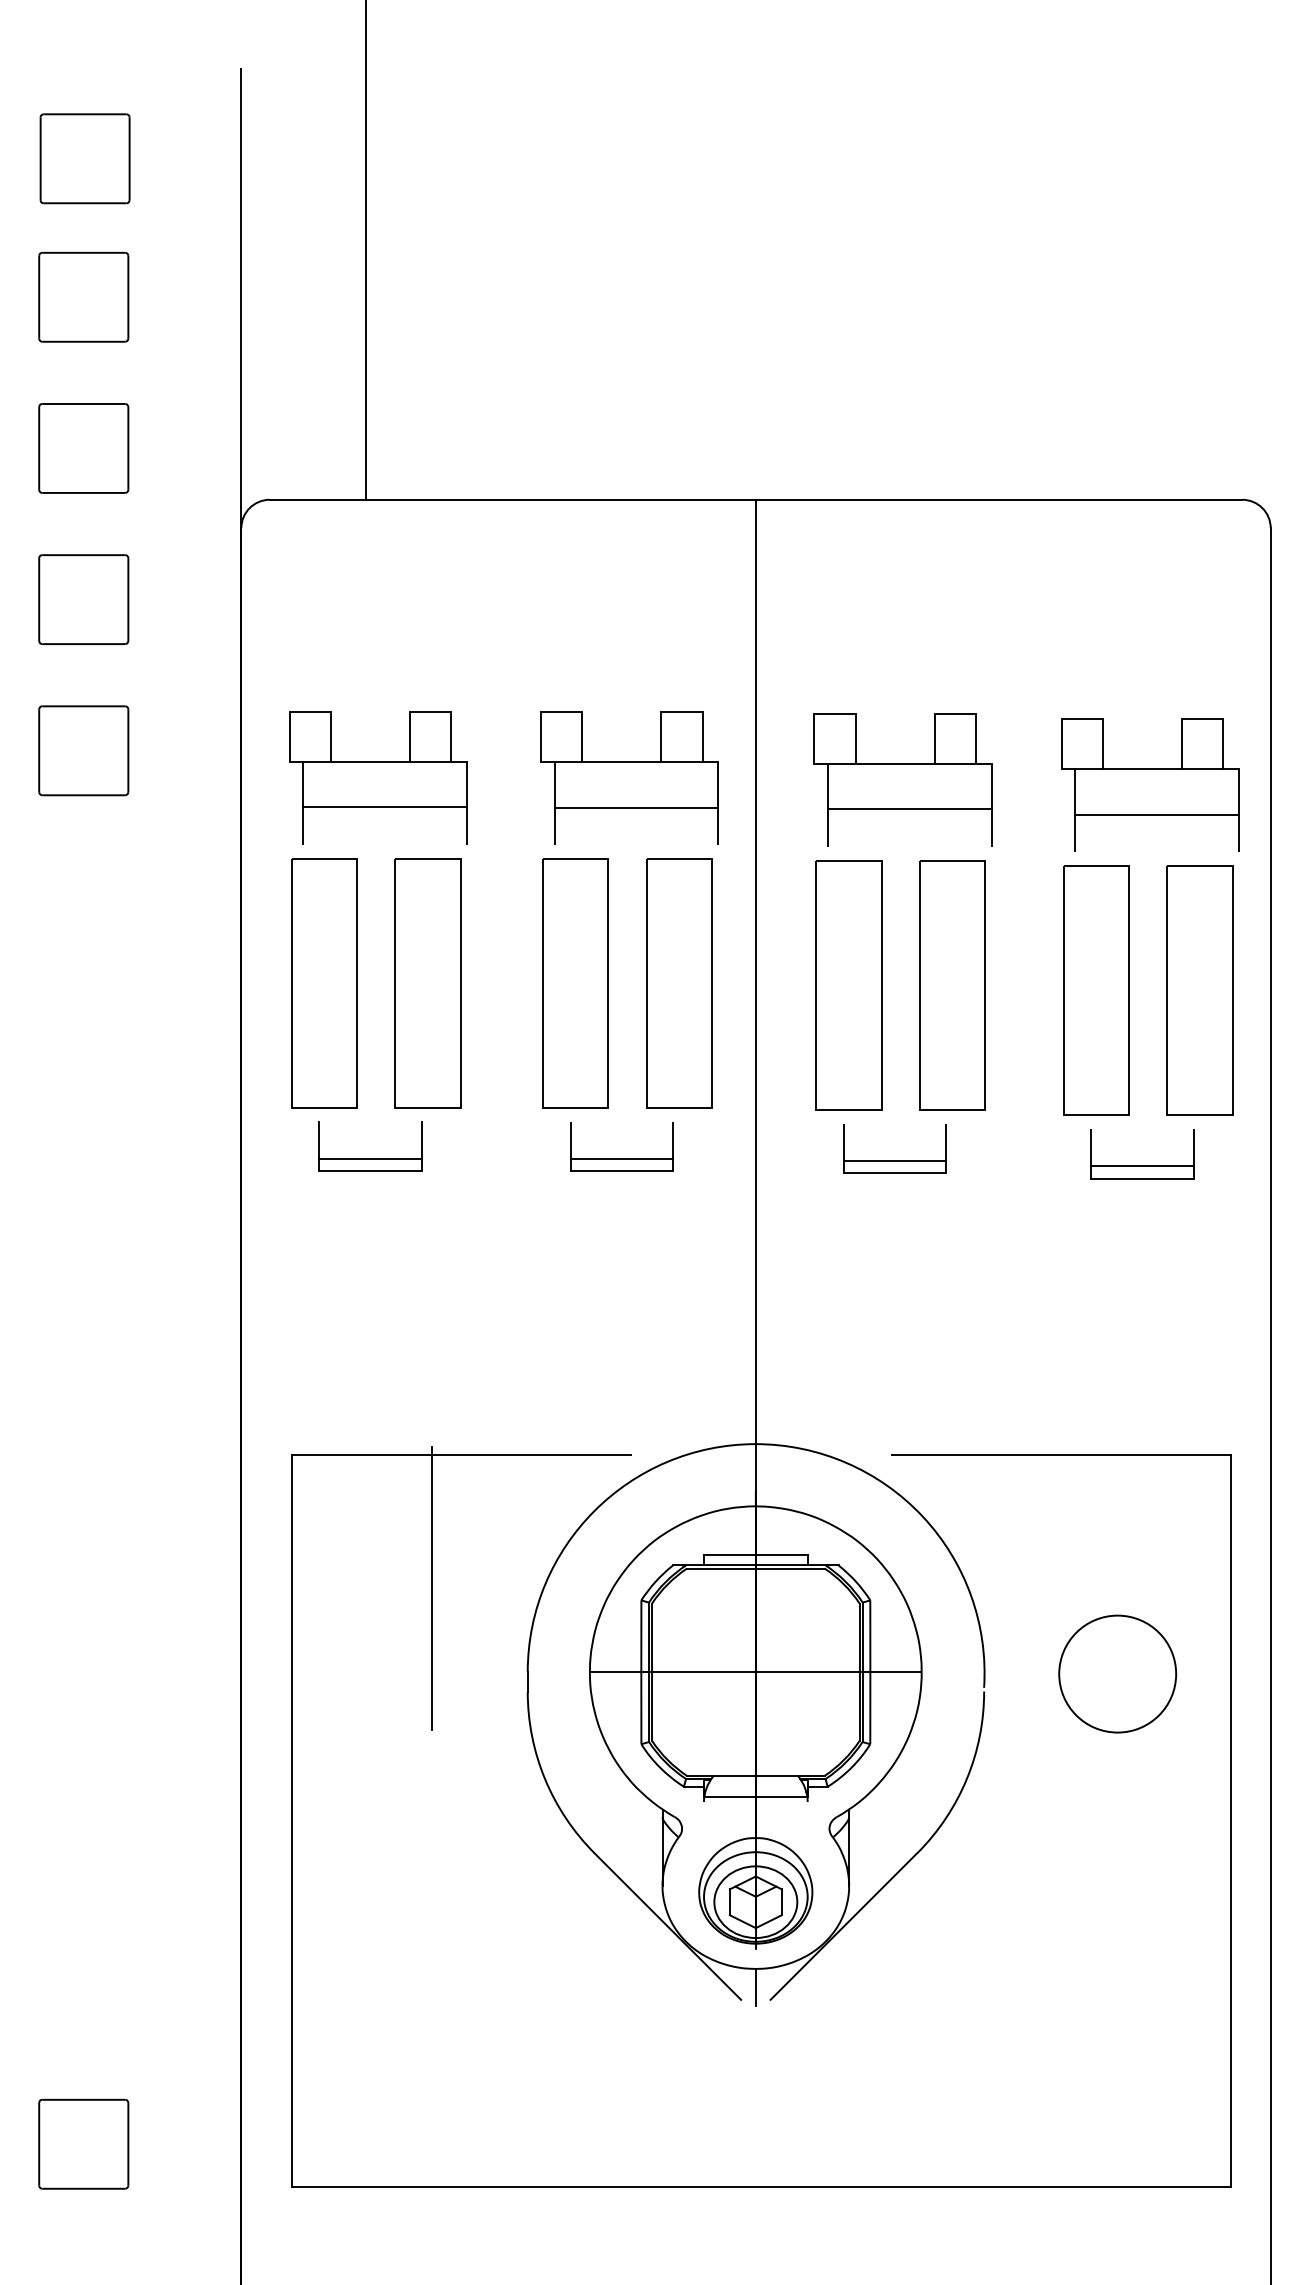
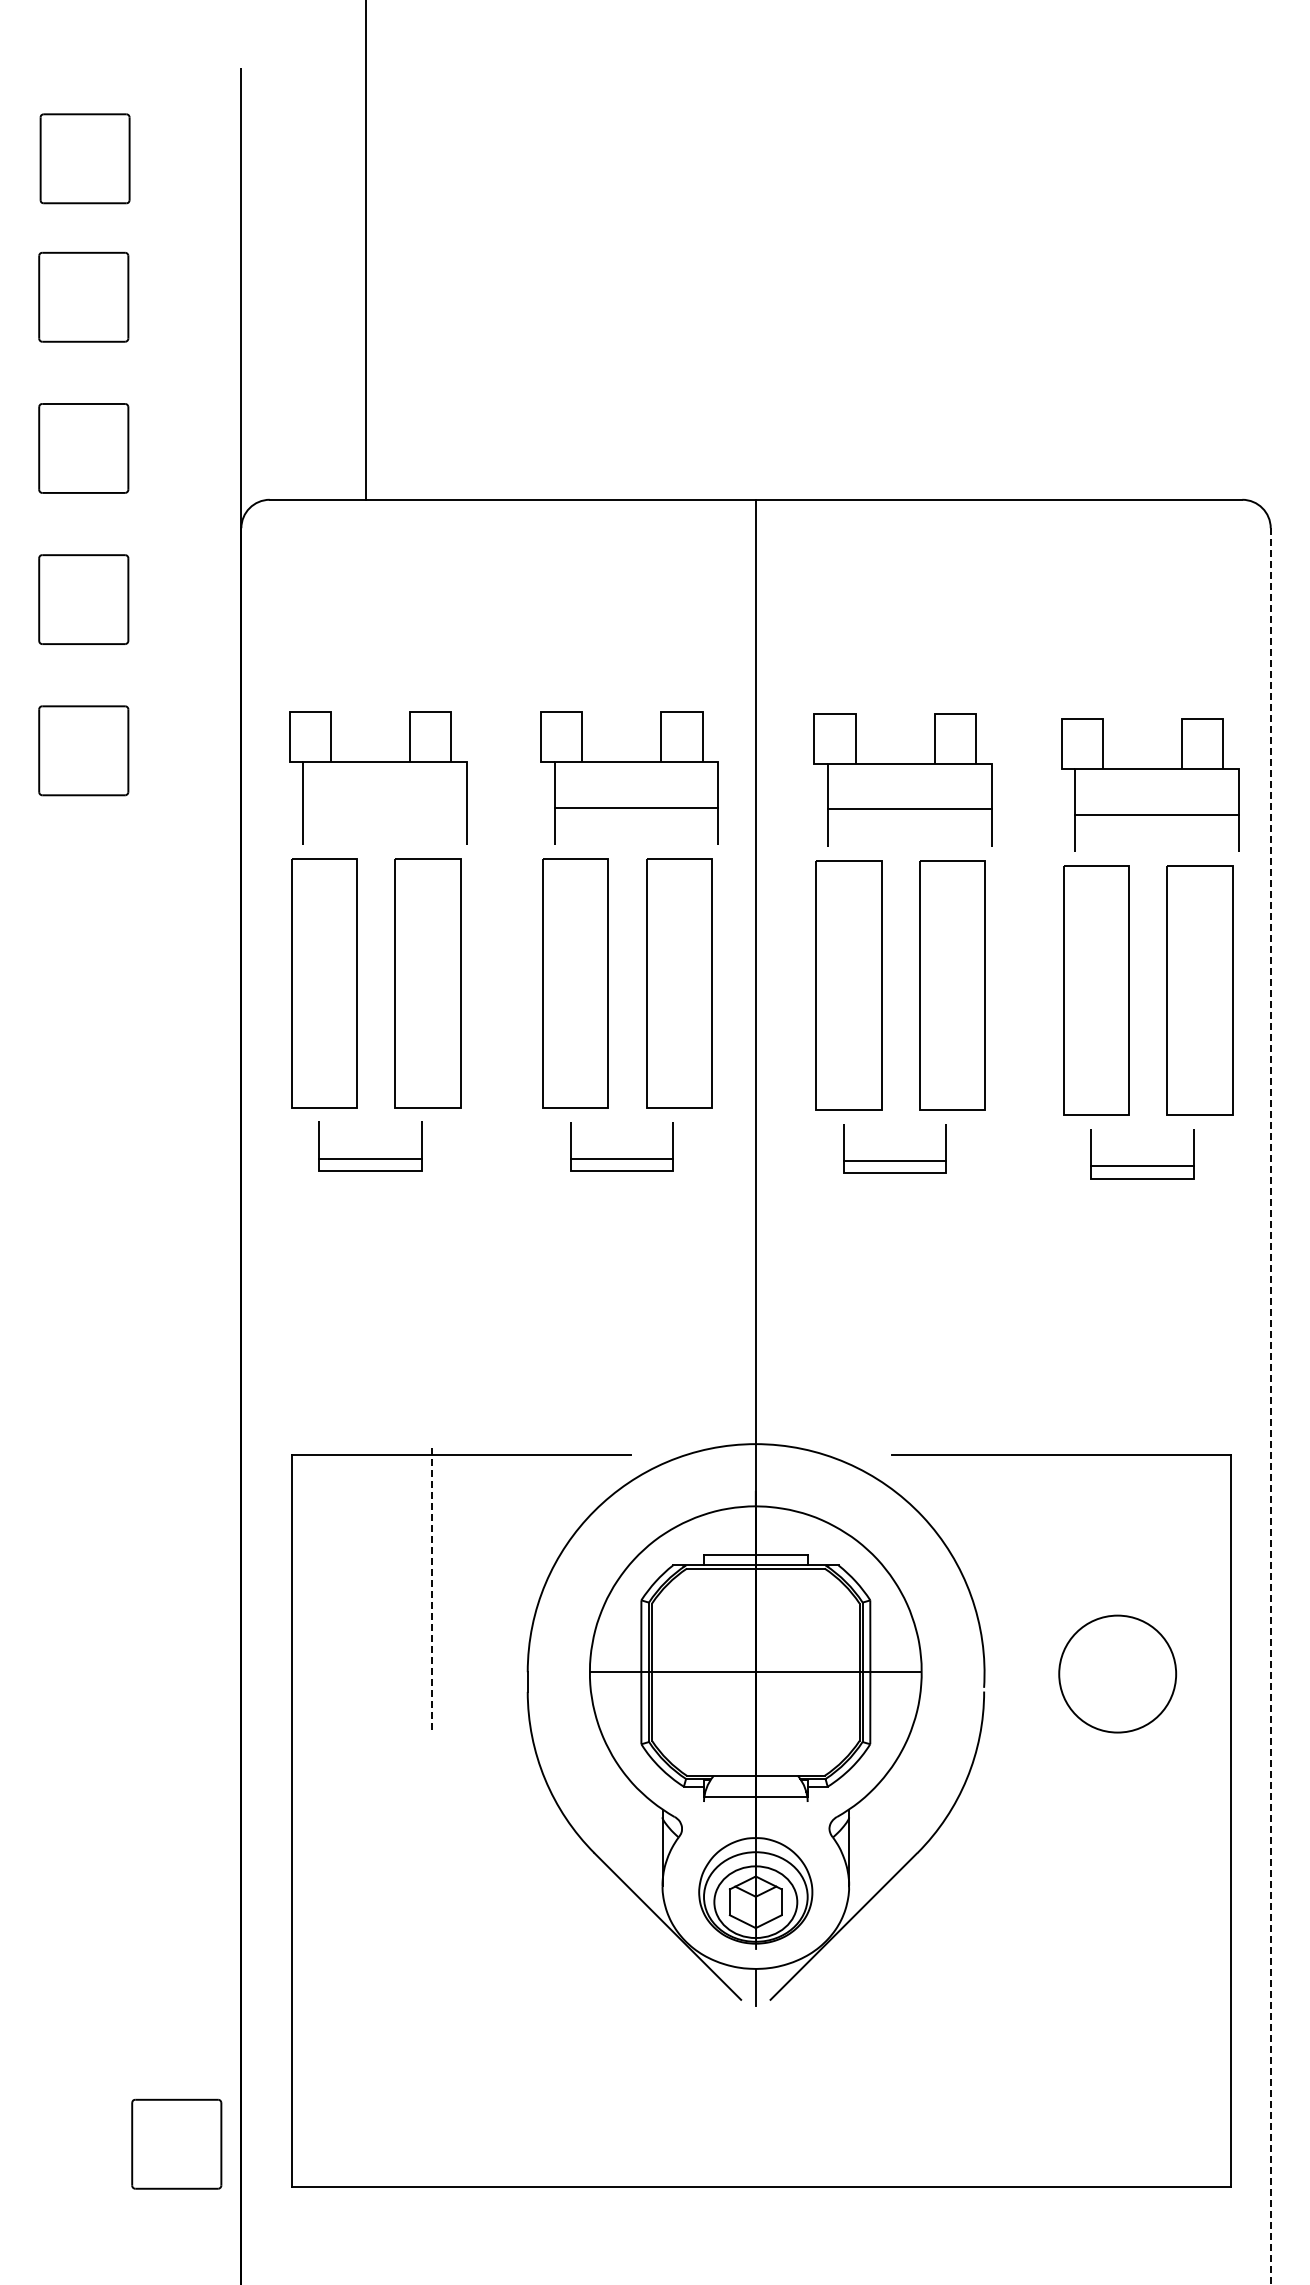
line: present -> none (384, 807)
line: solid -> dashed (1270, 1407)
line: solid -> dashed (431, 1588)
part position: (83, 2143) -> (176, 2143) (176, 2143)
